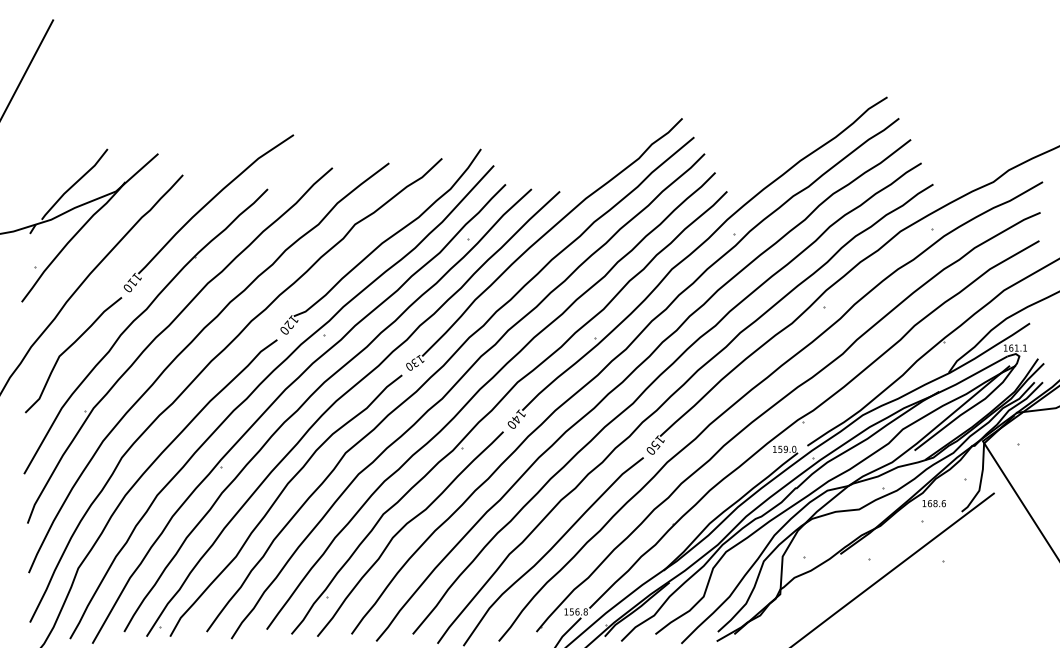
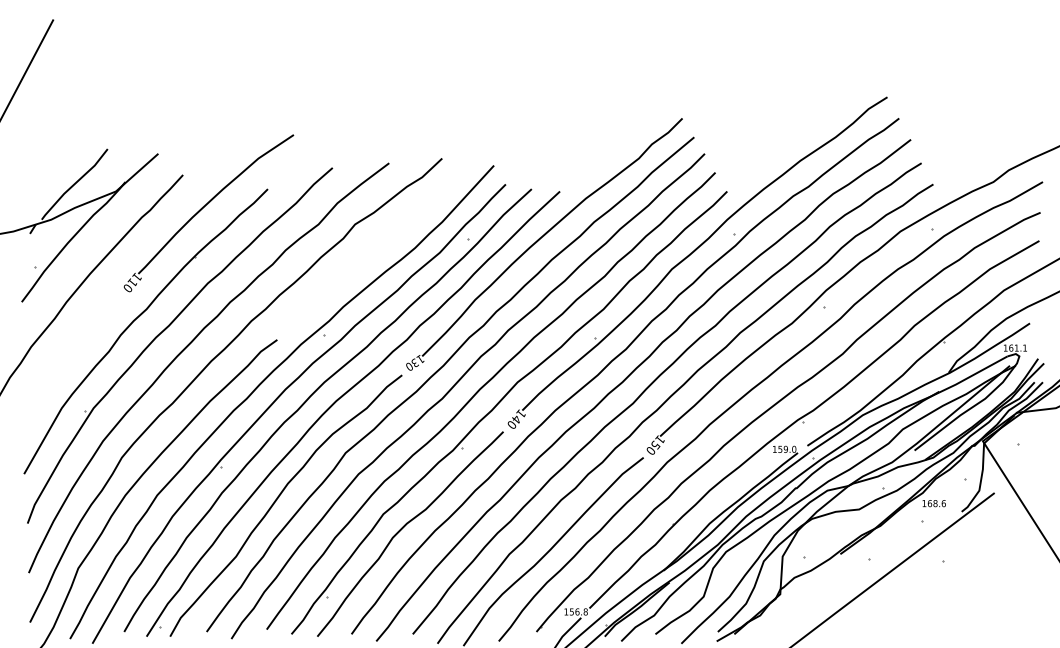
part: present -> none (380, 241)
curve: present -> none (68, 349)
